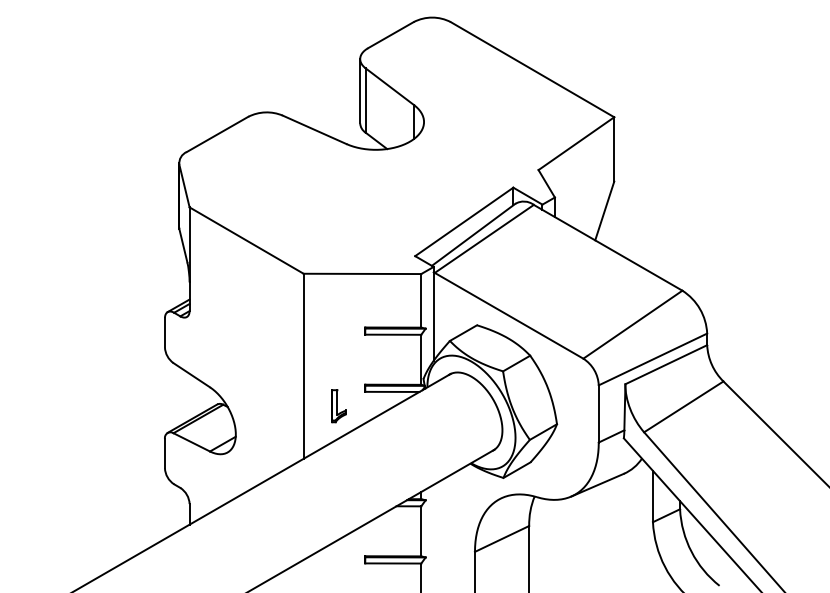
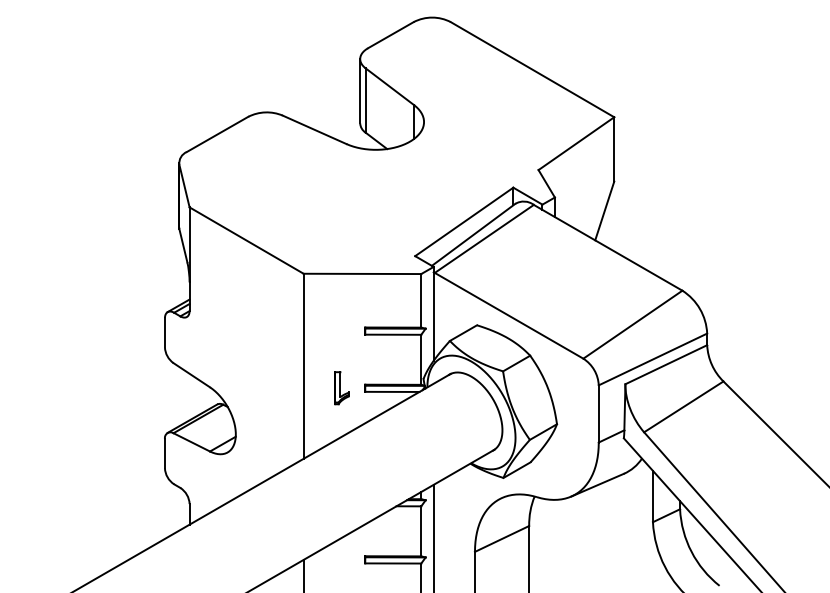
part position: (338, 406) -> (341, 388) (341, 388)
line: none -> present (433, 536)
line: none -> present (303, 574)
